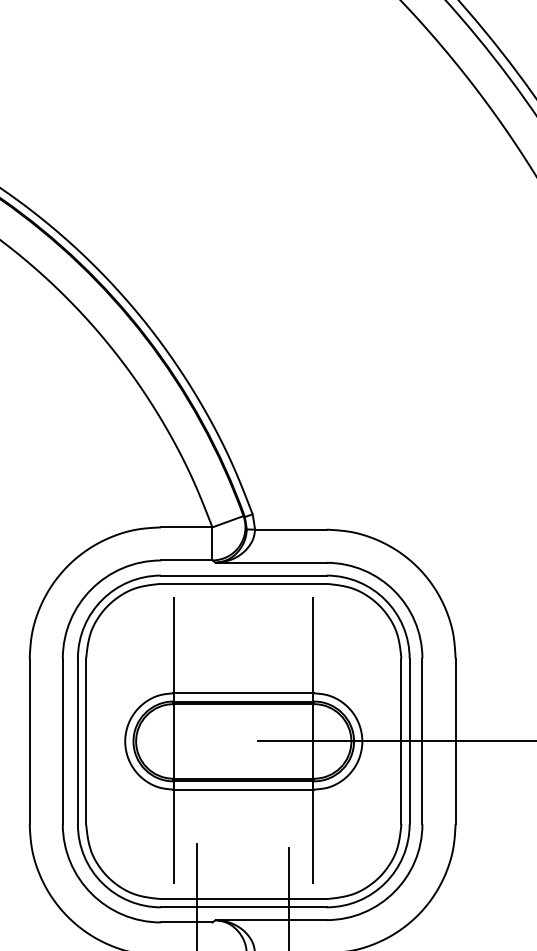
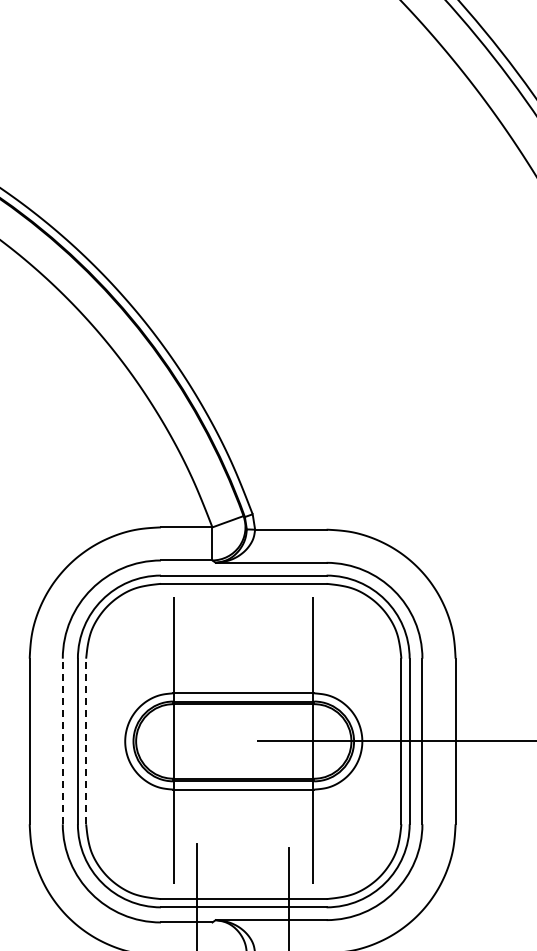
line: solid -> dashed (62, 741)
line: solid -> dashed (86, 741)
